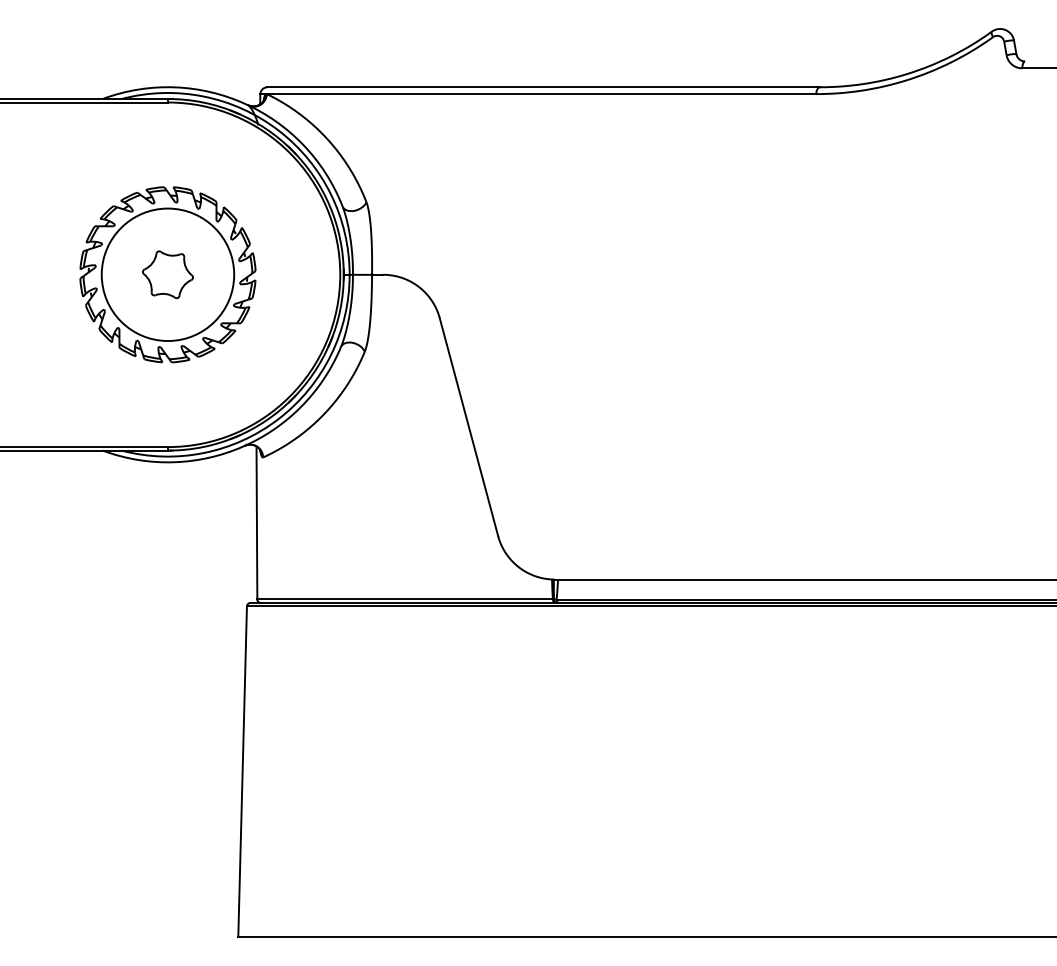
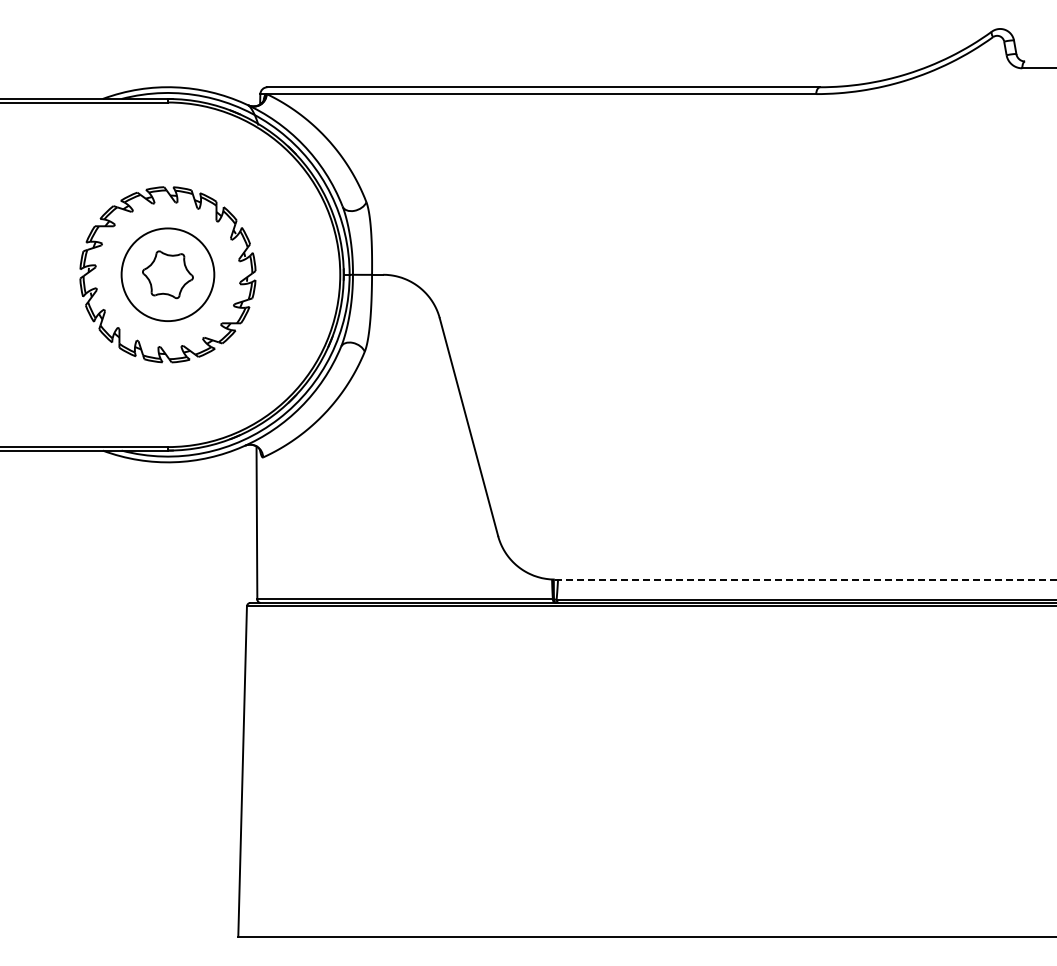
circle diameter: 132 px -> 93 px (167, 274)
line: solid -> dashed (805, 579)
